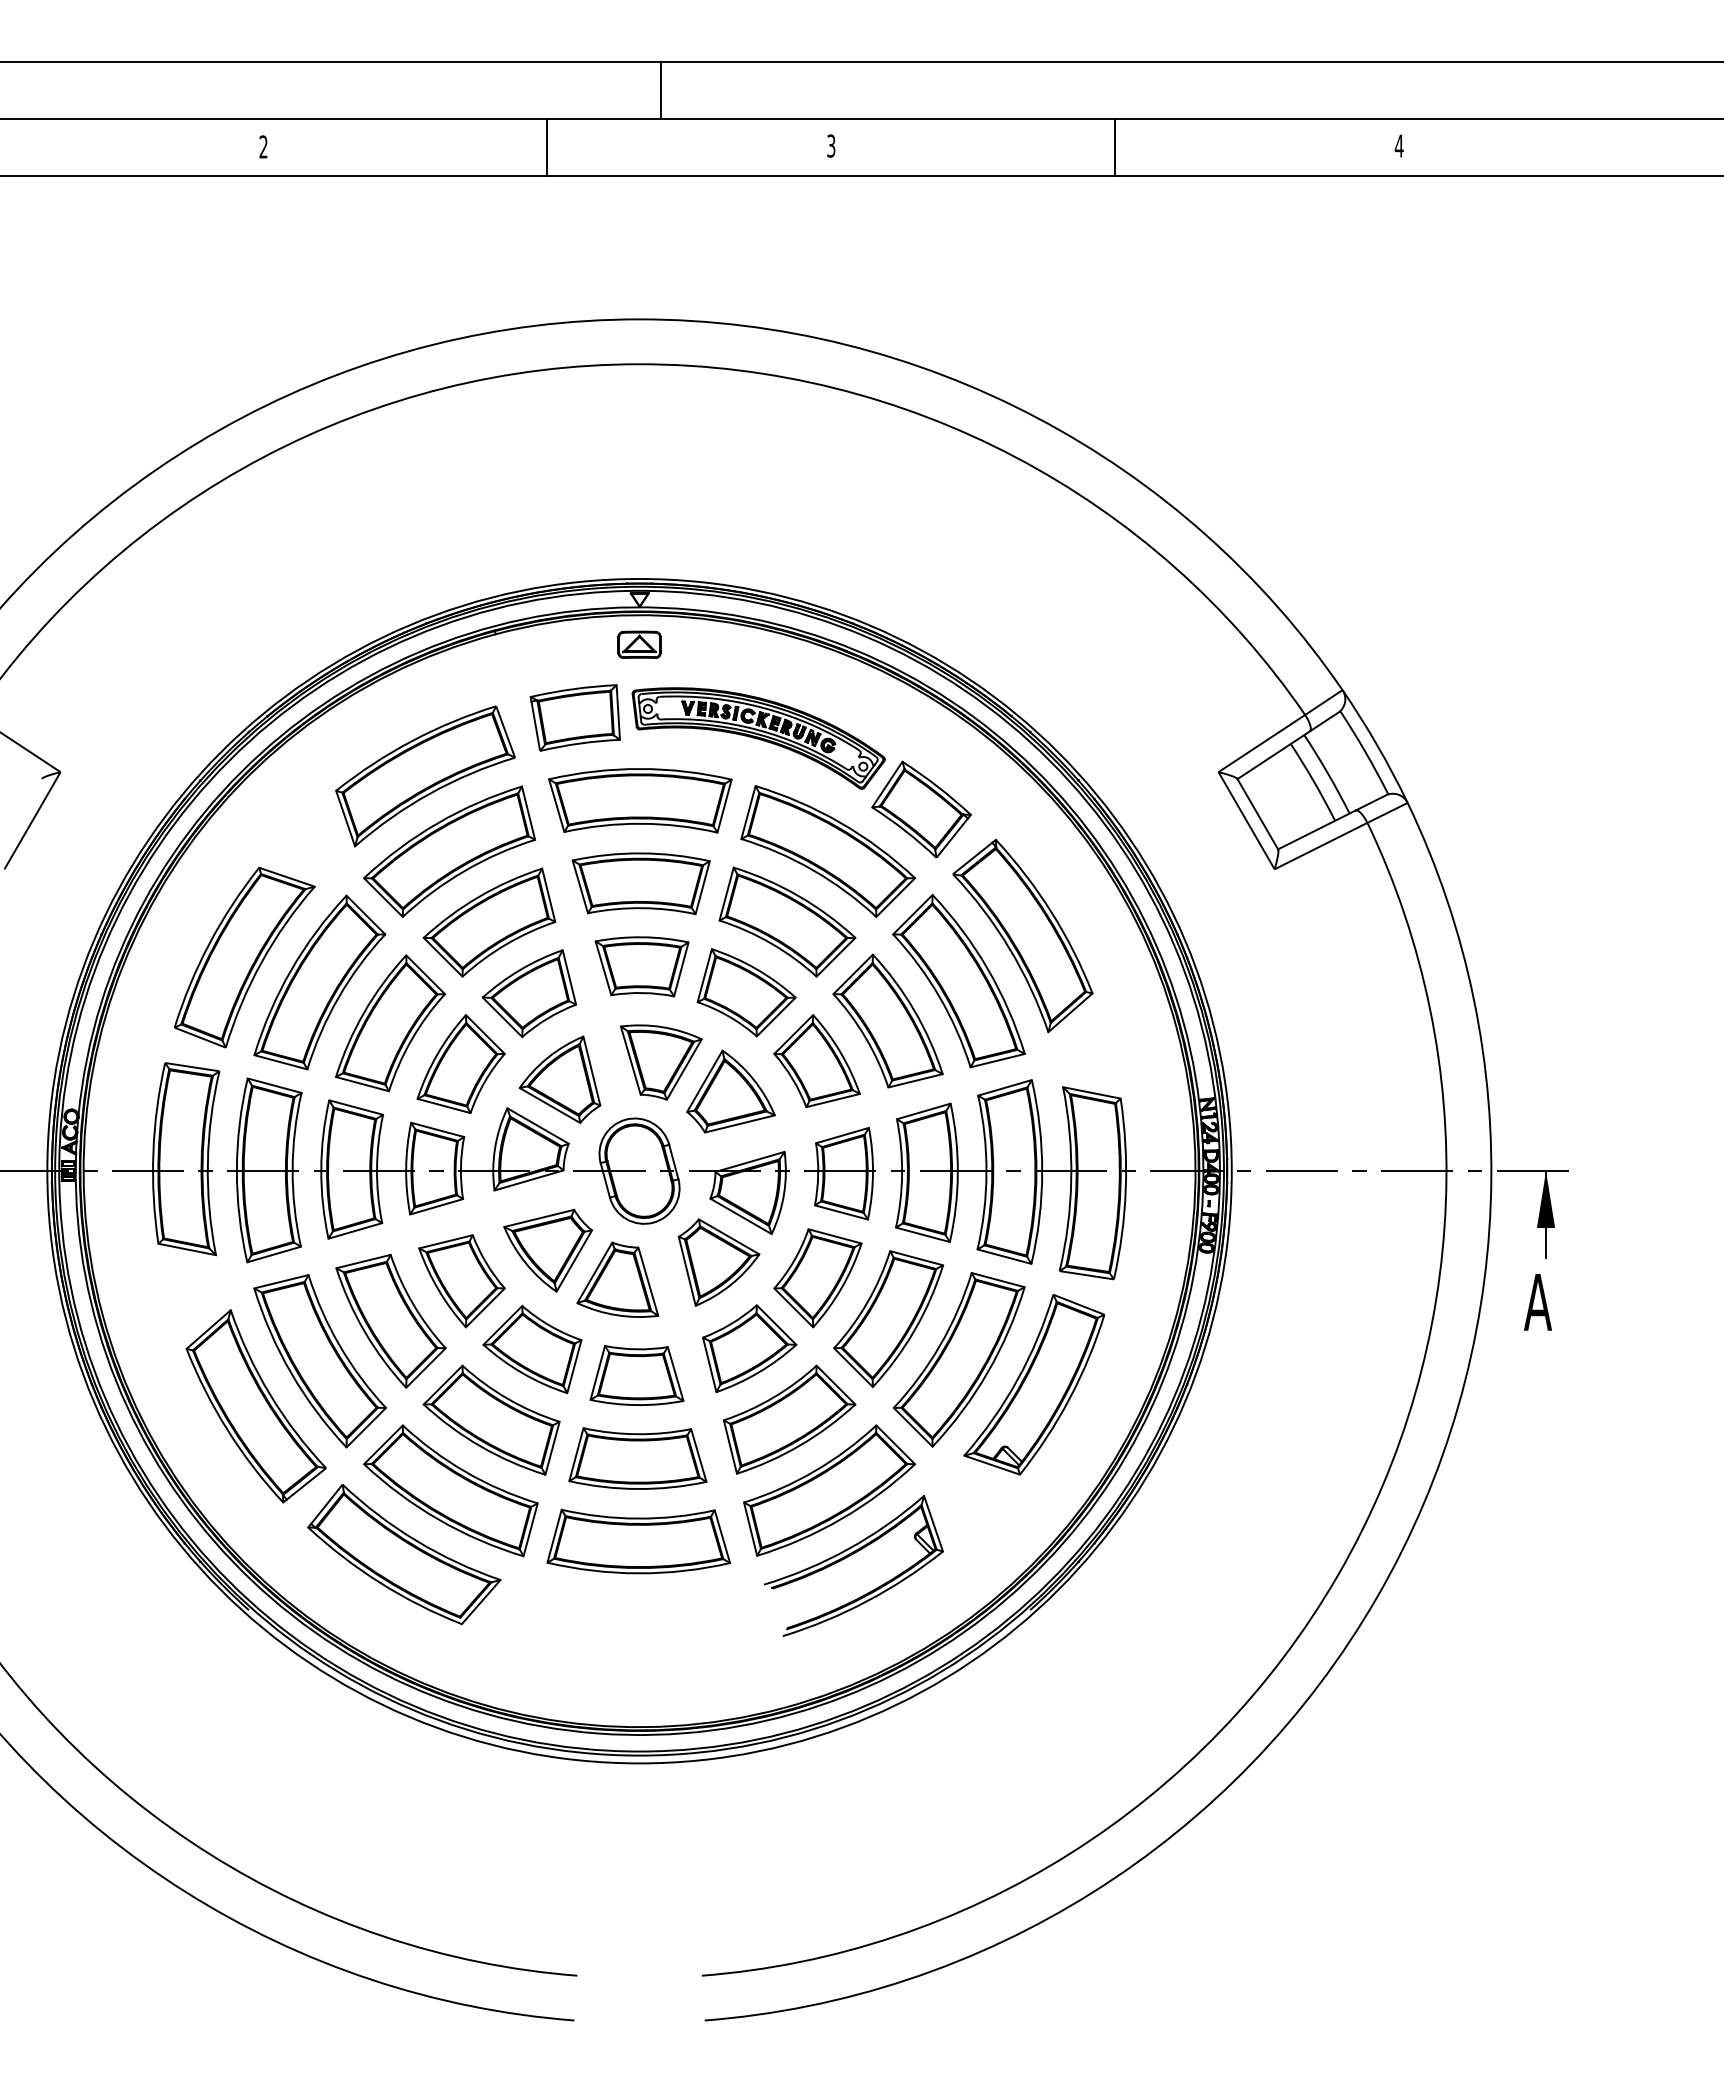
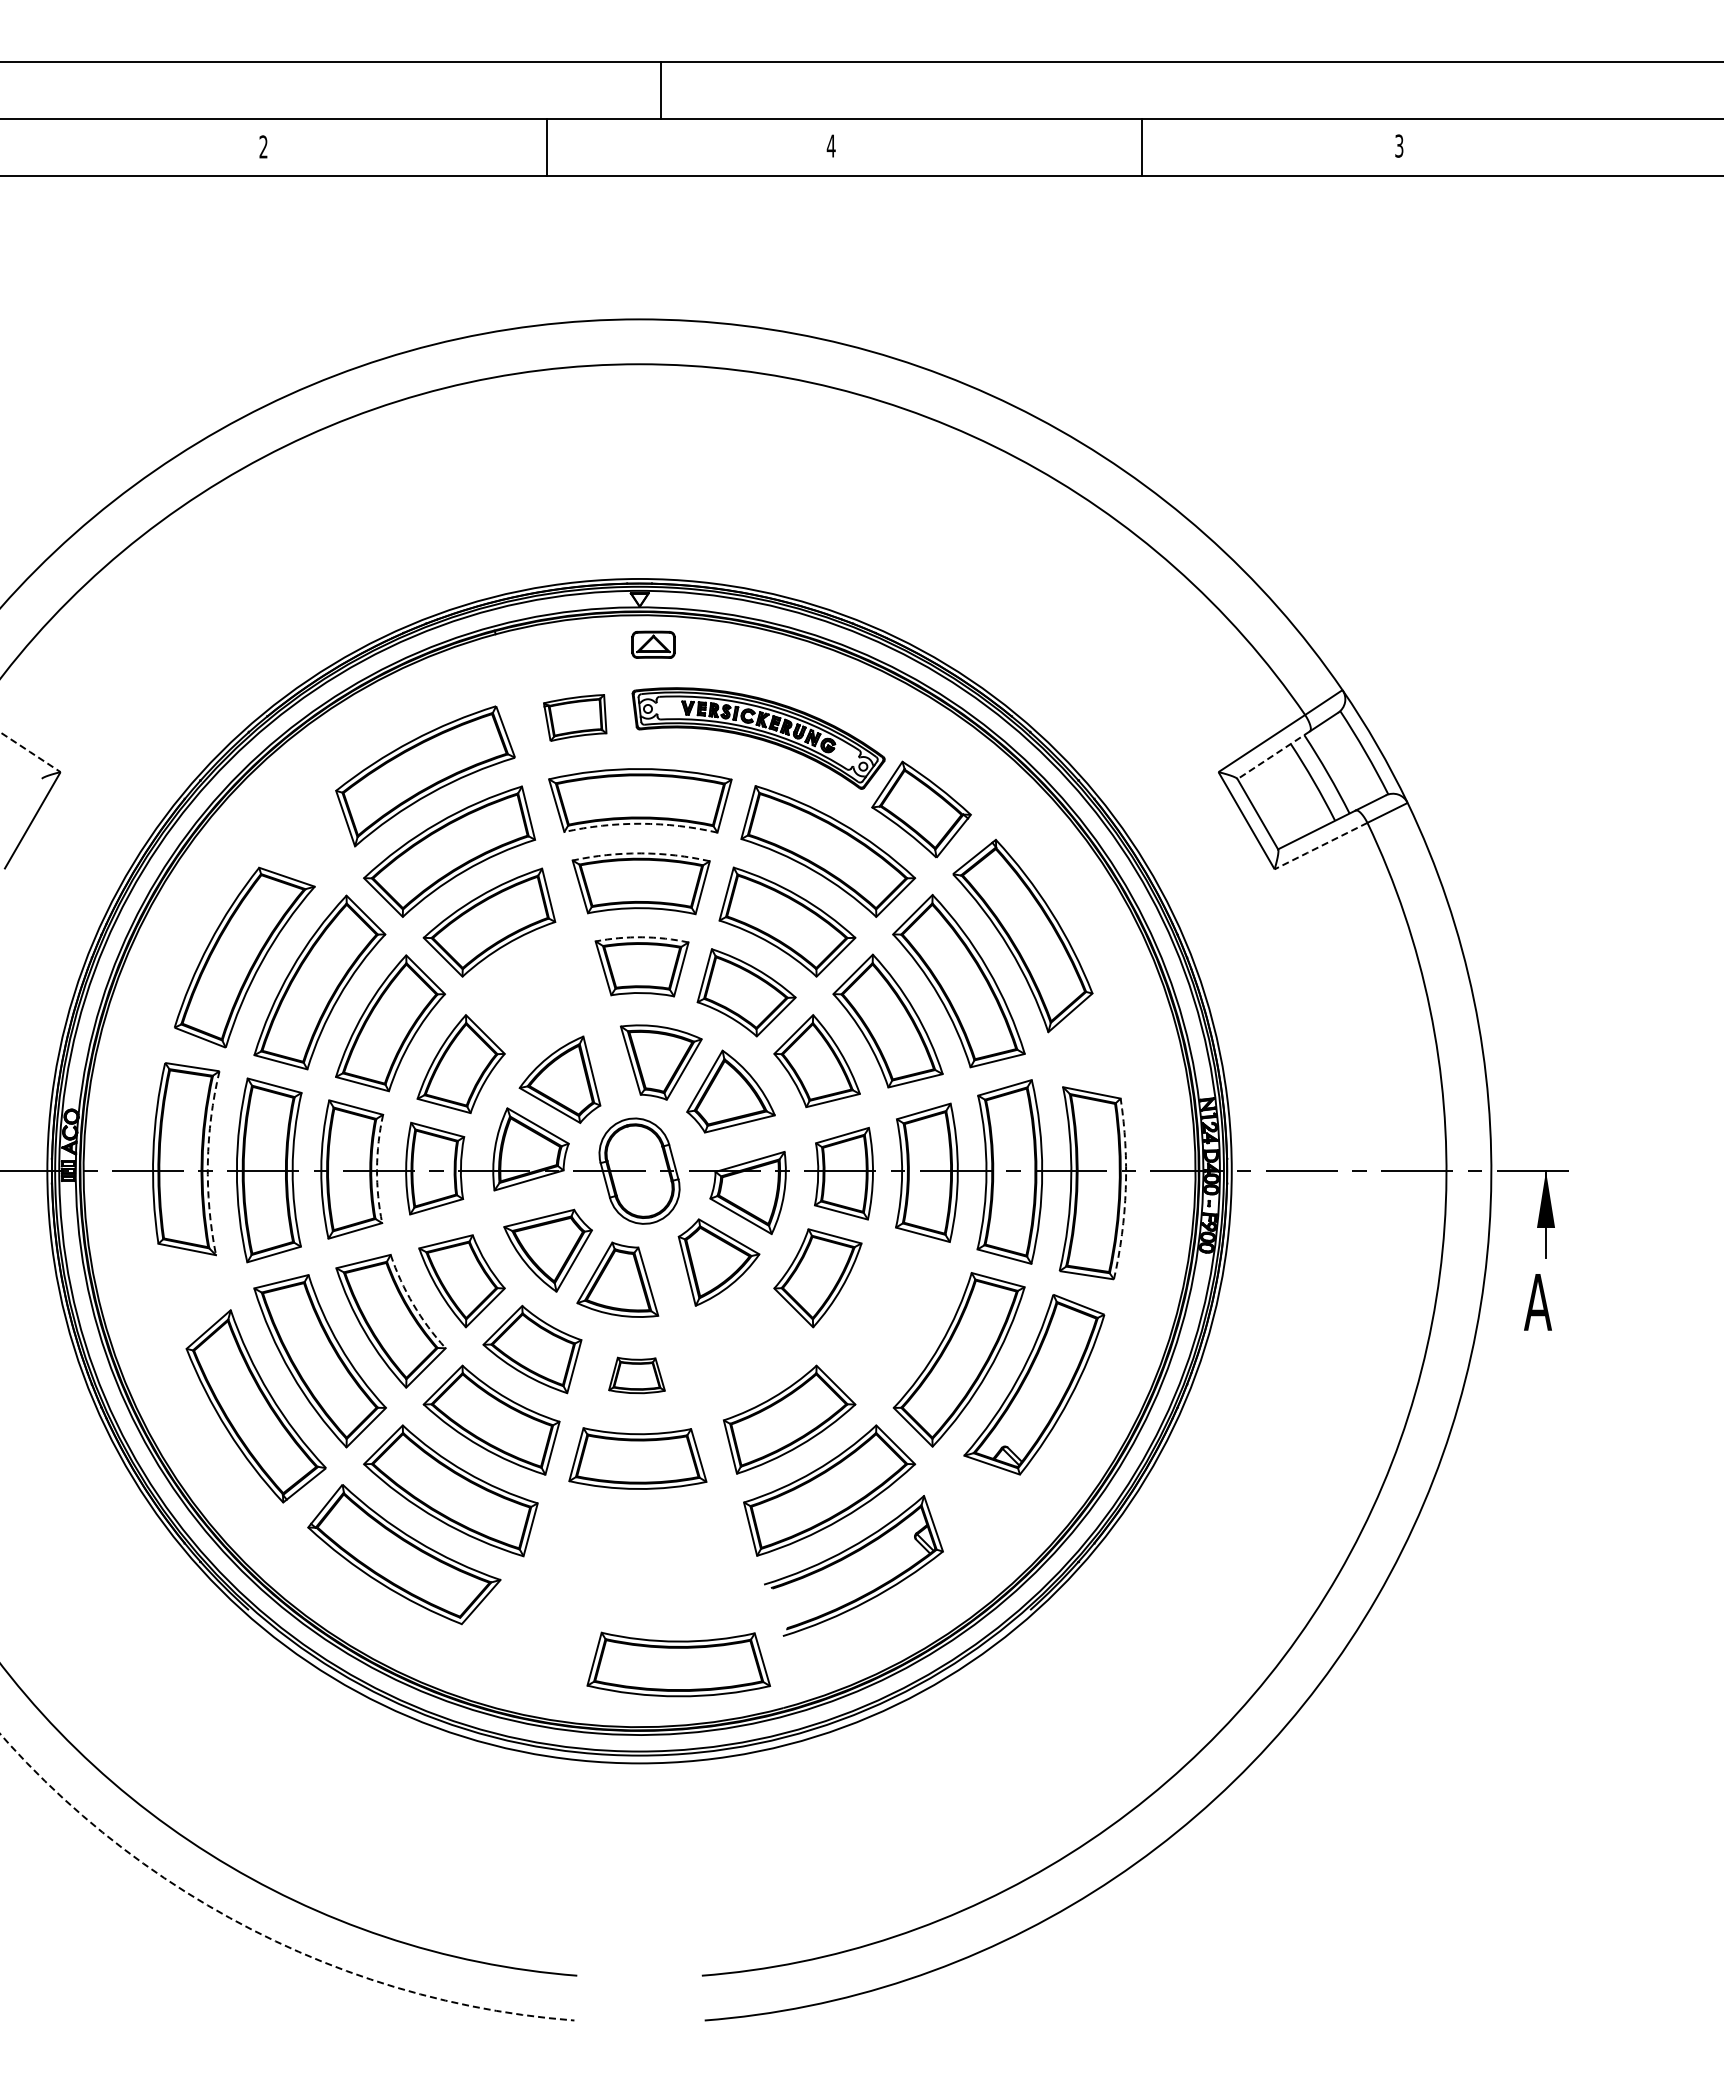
text: 3 -> 4 (830, 145)
text: 4 -> 3 (1398, 145)
line position: (1115, 147) -> (1142, 147) (1142, 147)
part position: (639, 644) -> (653, 644) (653, 644)
part size: 92x68 px -> 65x48 px (575, 717)
line: solid -> dashed (30, 751)
line: solid -> dashed (1273, 755)
arc: solid -> dashed (640, 823)
line: solid -> dashed (1321, 845)
arc: solid -> dashed (641, 853)
arc: solid -> dashed (642, 937)
part: present -> none (528, 993)
arc: solid -> dashed (207, 1163)
arc: solid -> dashed (377, 1168)
arc: solid -> dashed (1125, 1189)
arc: solid -> dashed (413, 1304)
part: present -> none (888, 1318)
part: present -> none (749, 1348)
part size: 96x61 px -> 58x39 px (636, 1375)
part position: (638, 1541) -> (678, 1664) (678, 1664)
arc: solid -> dashed (259, 1933)
